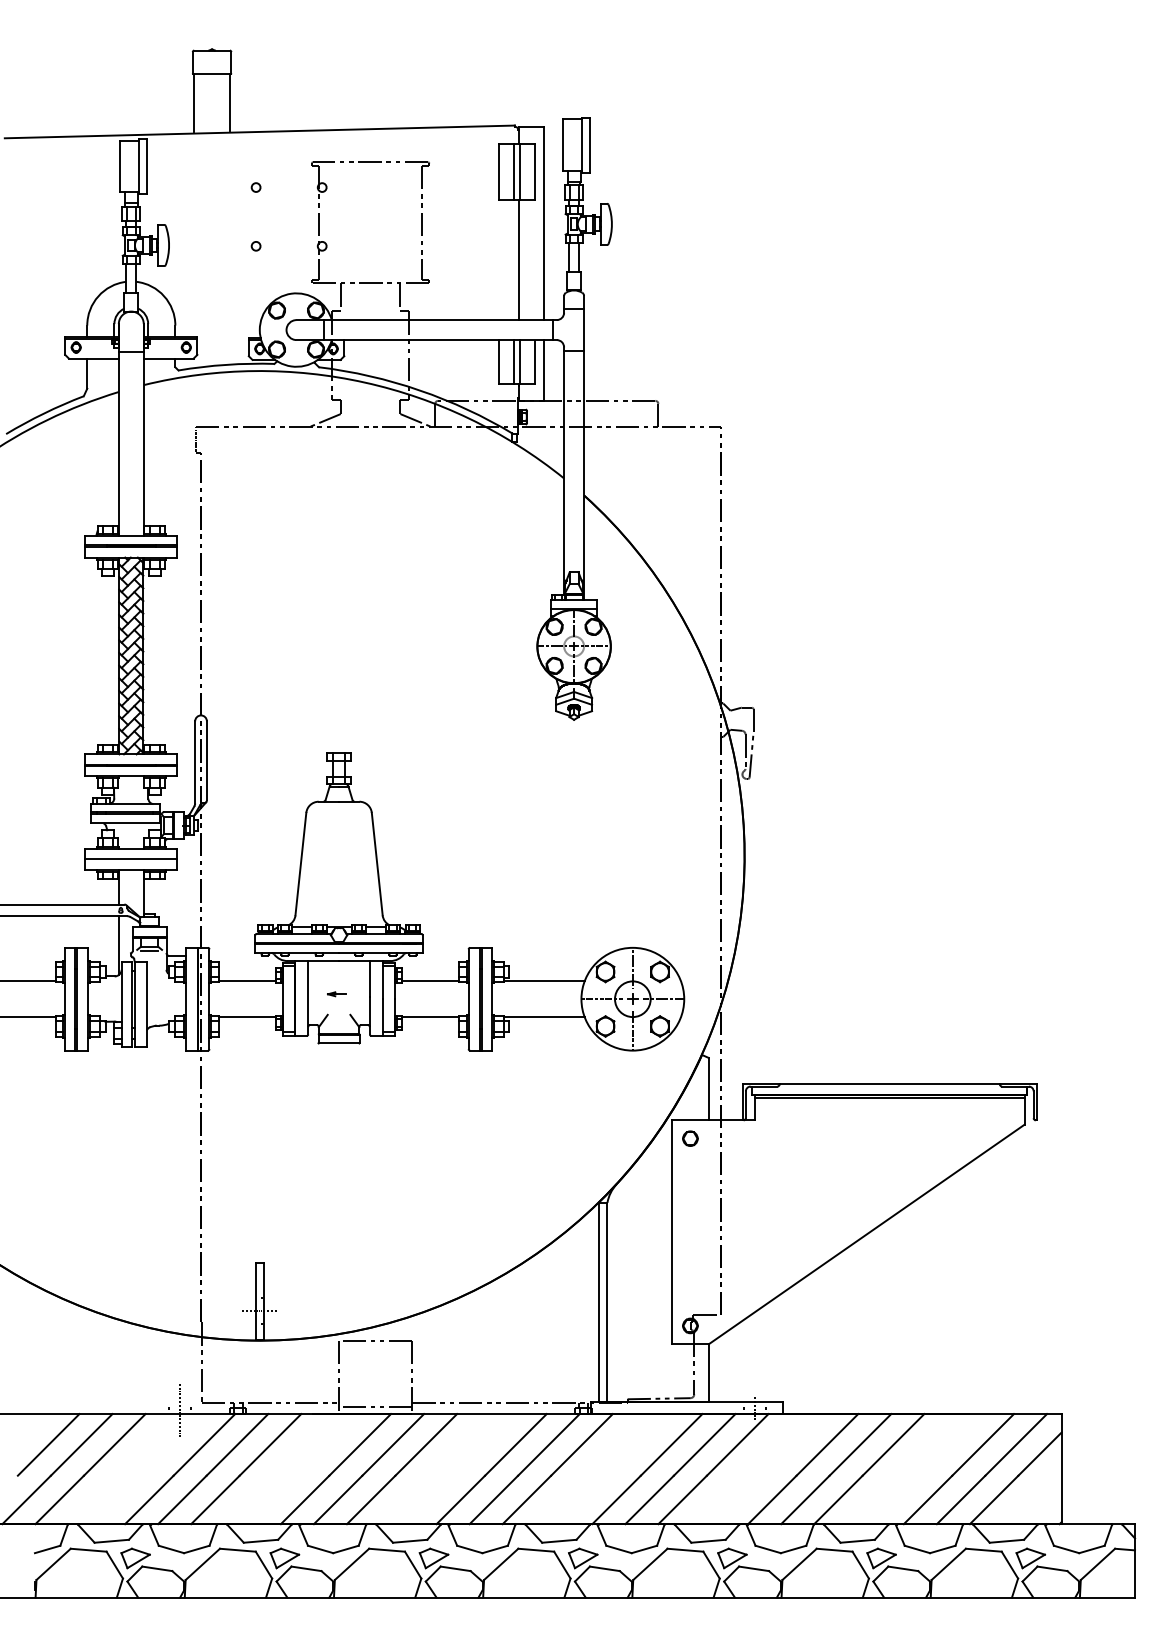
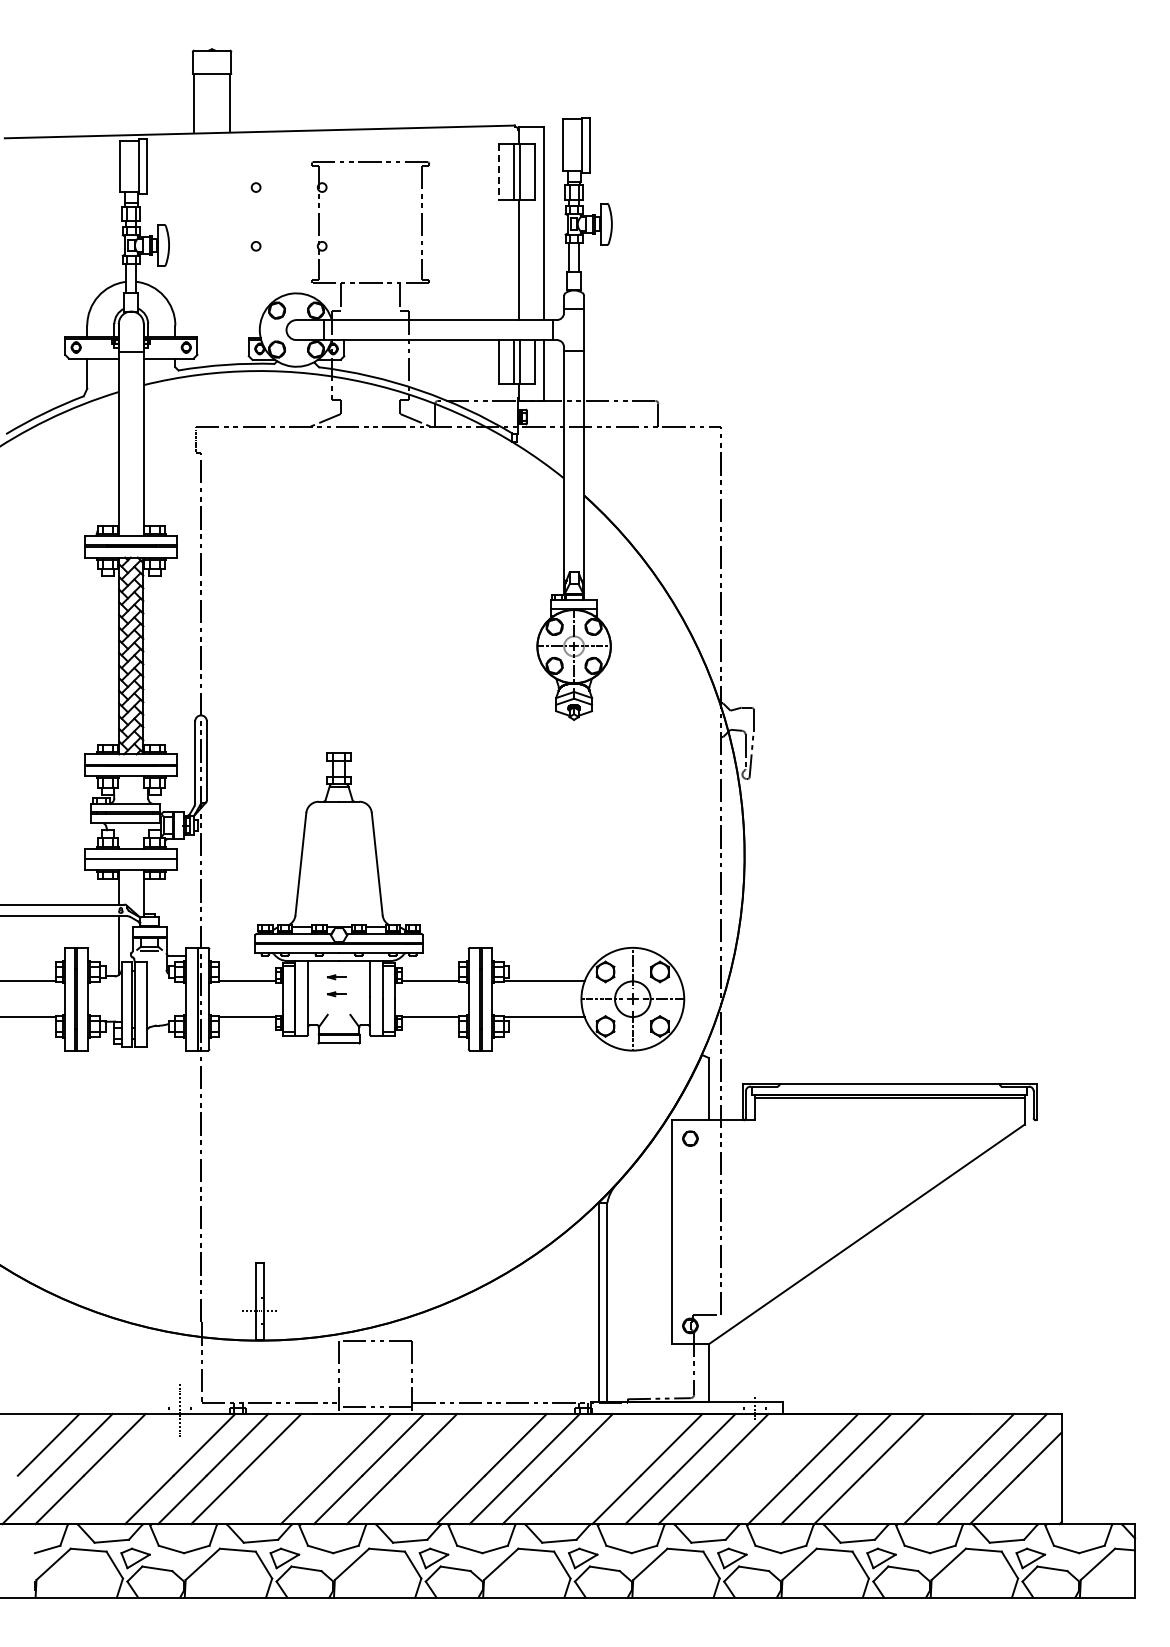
line: solid -> dashed (499, 172)
part: none -> present (336, 977)
